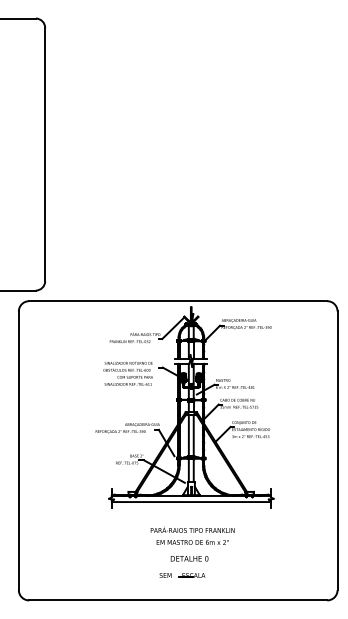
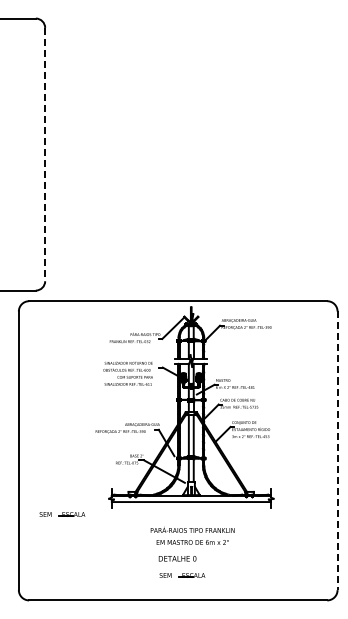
line: solid -> dashed (45, 154)
line: solid -> dashed (337, 451)
part: none -> present (62, 514)
text position: (189, 558) -> (177, 558) (177, 558)
